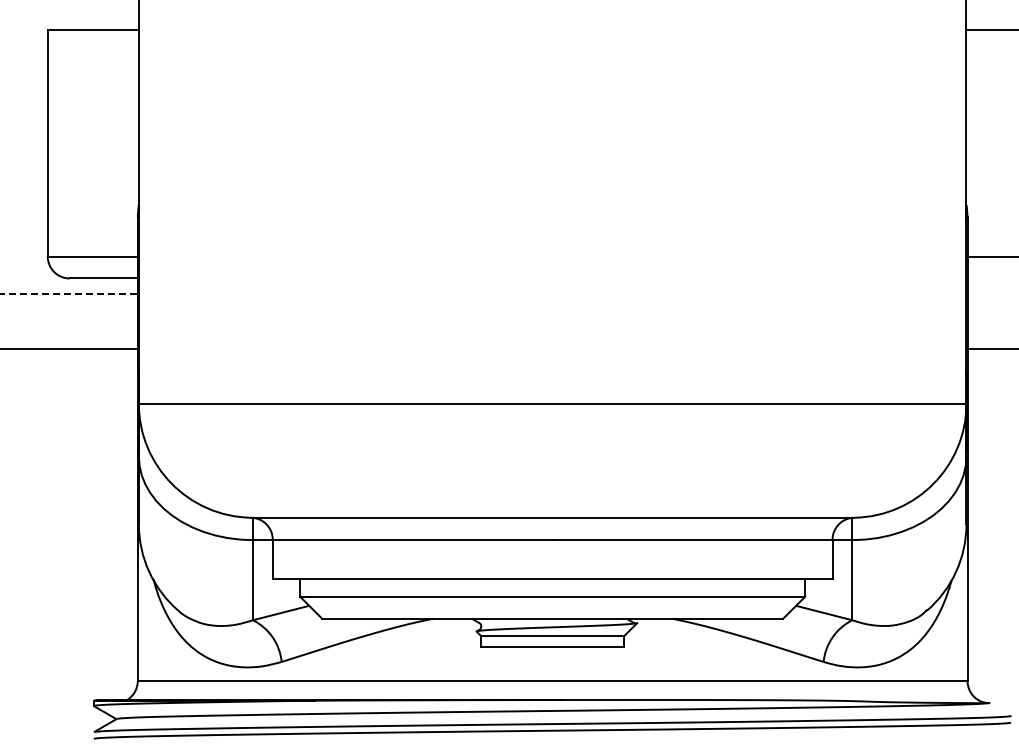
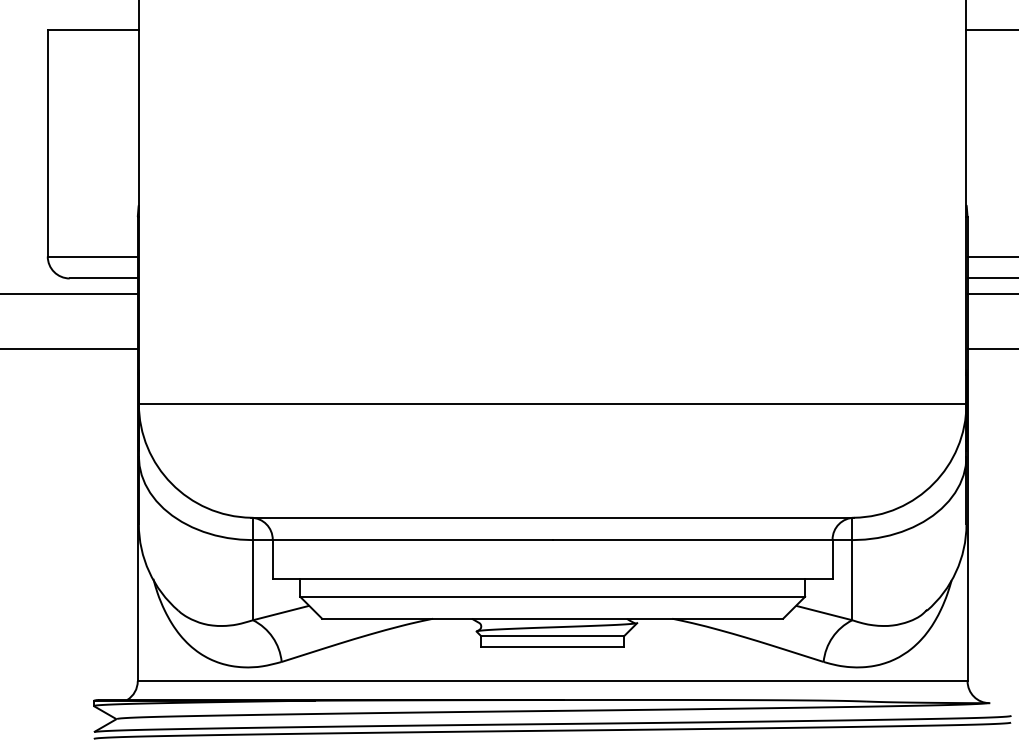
line: none -> present (991, 278)
line: dashed -> solid (69, 293)
line: none -> present (991, 293)
